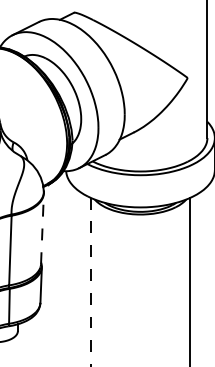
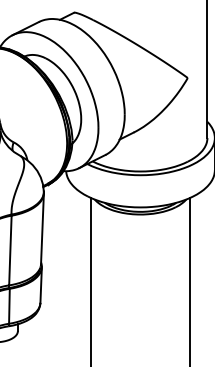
line: dashed -> solid (42, 228)
line: dashed -> solid (90, 282)
